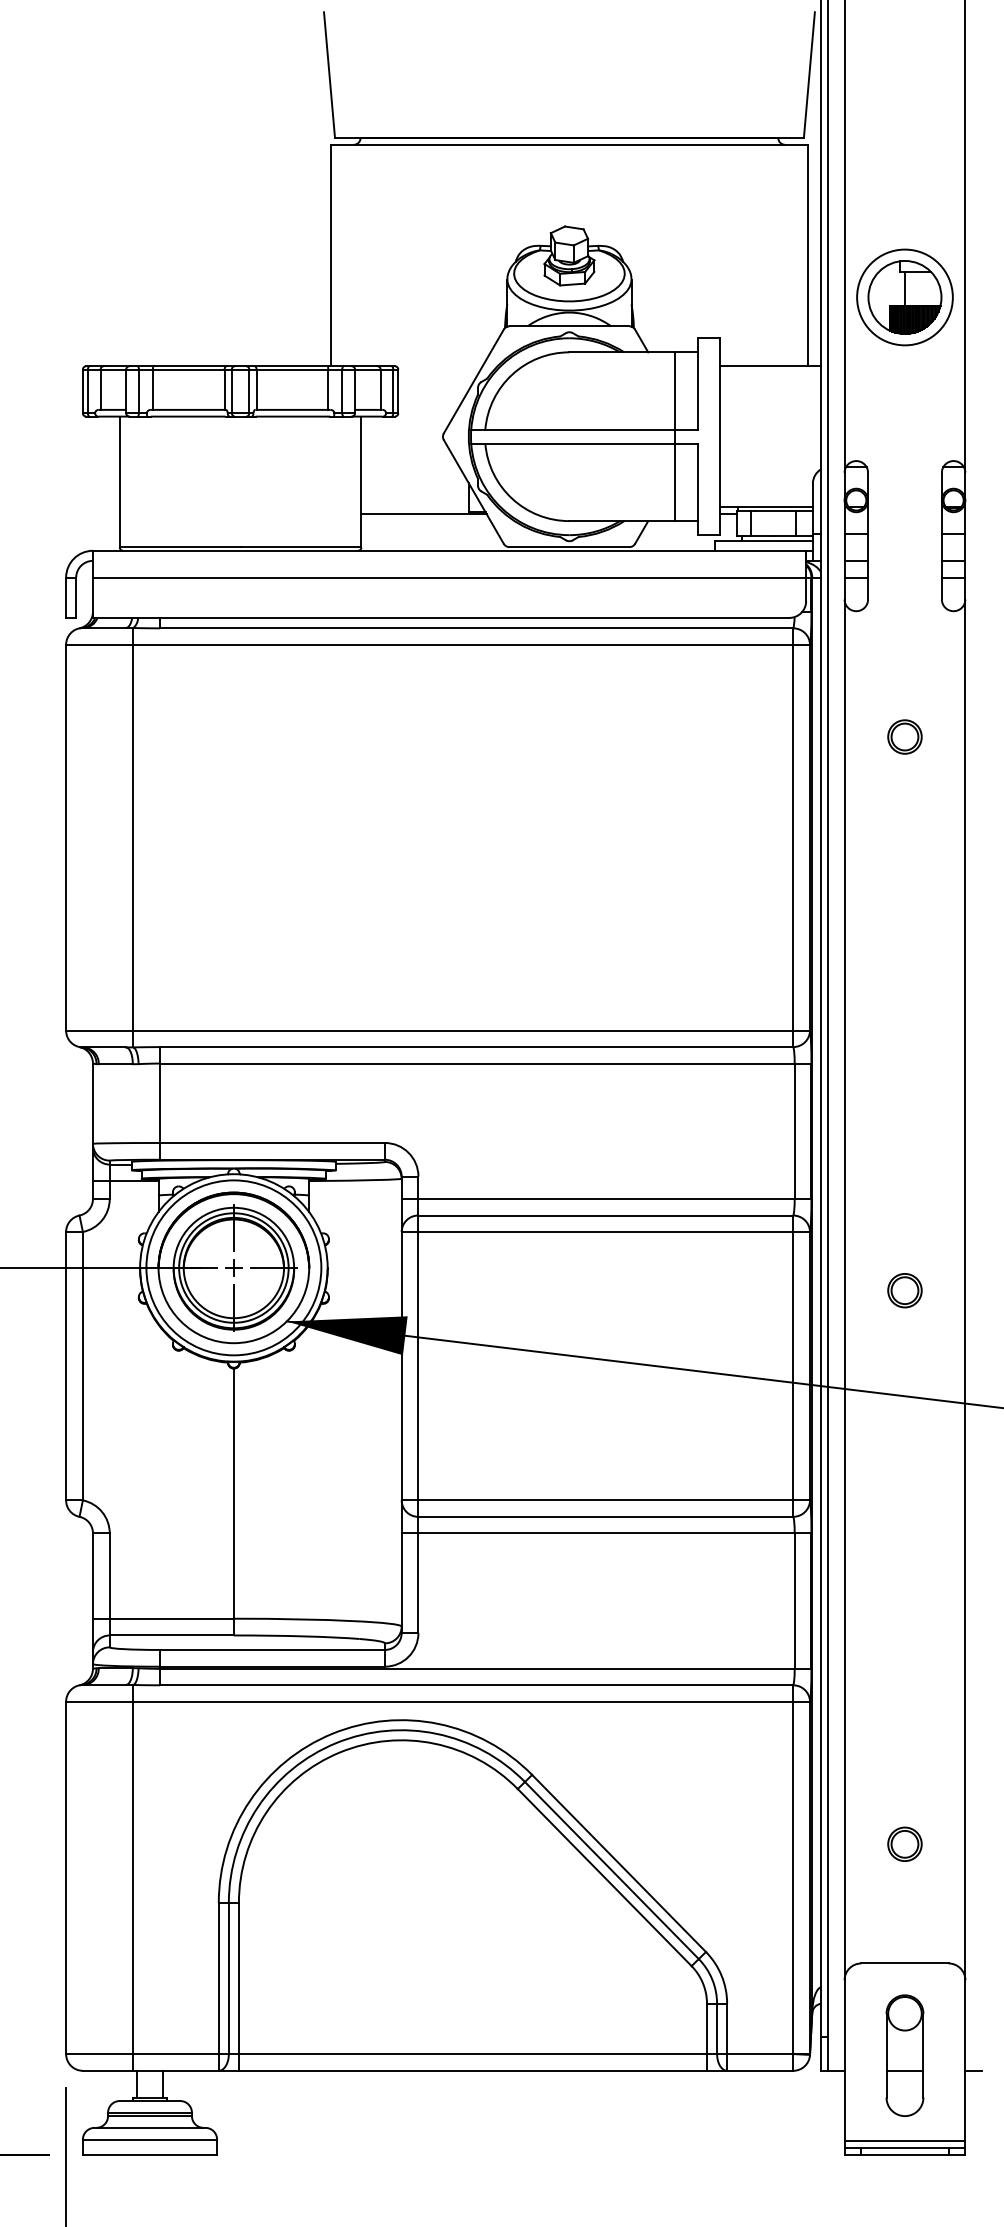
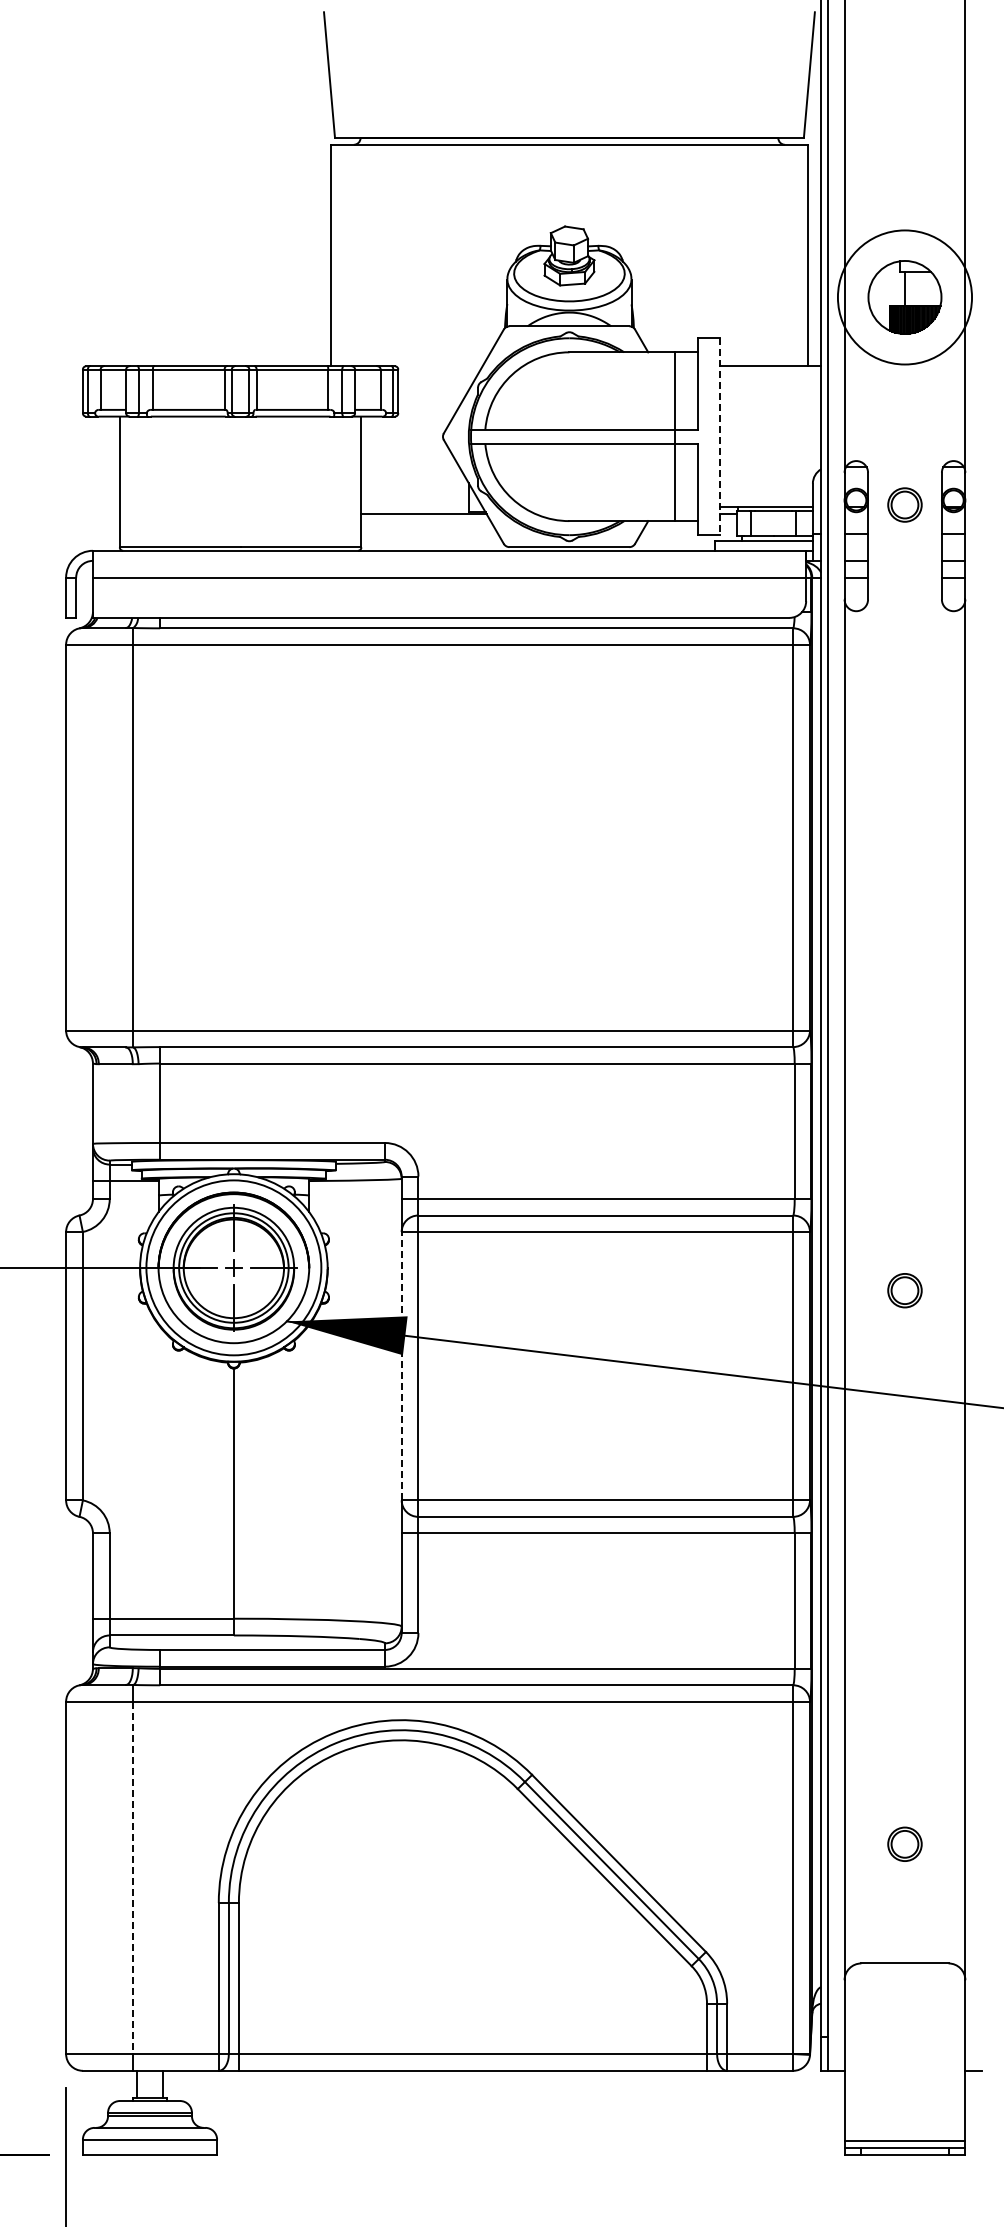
circle diameter: 96 px -> 134 px (904, 297)
line: solid -> dashed (720, 437)
part position: (904, 736) -> (904, 504) (904, 504)
line: solid -> dashed (401, 1365)
line: solid -> dashed (133, 1878)
part: present -> none (904, 2055)
